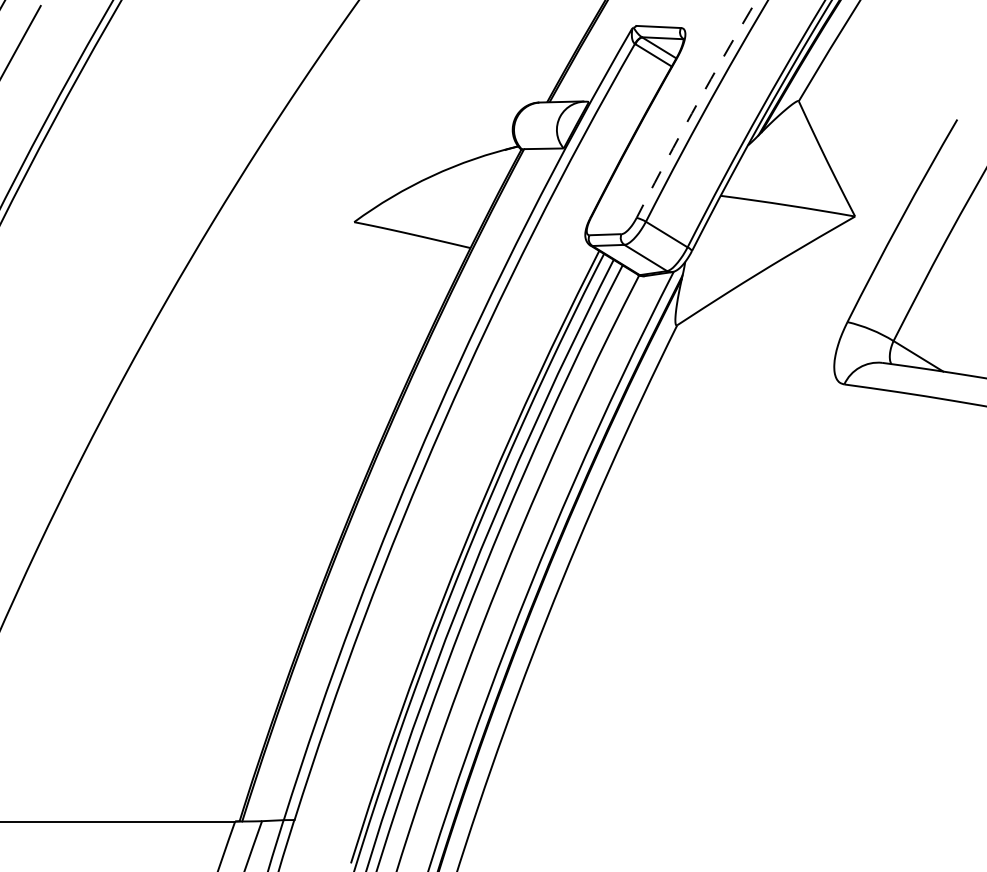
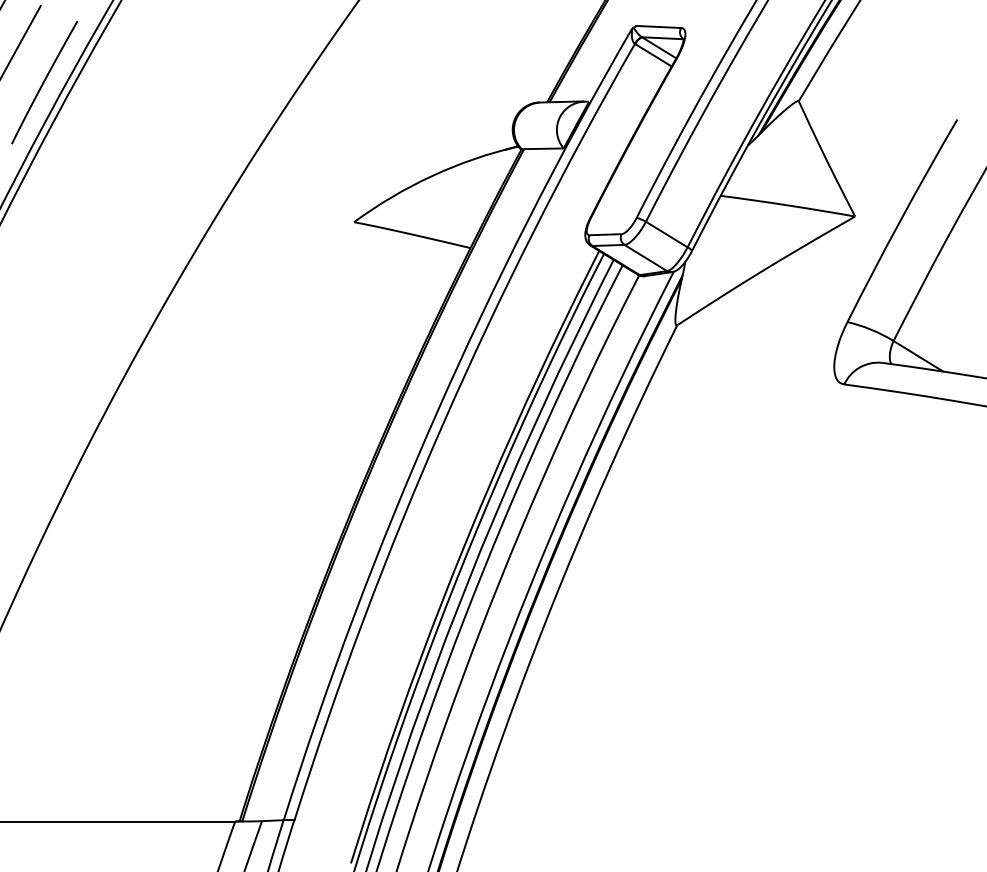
curve: none -> present (44, 82)
arc: dashed -> solid (694, 108)
